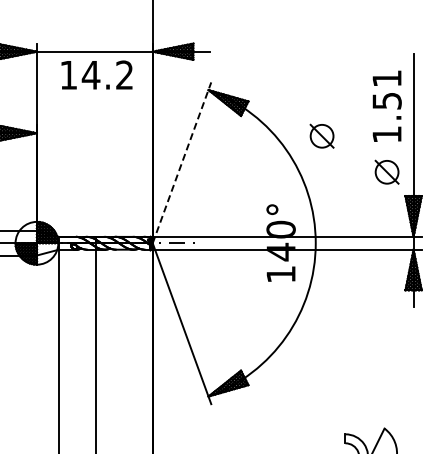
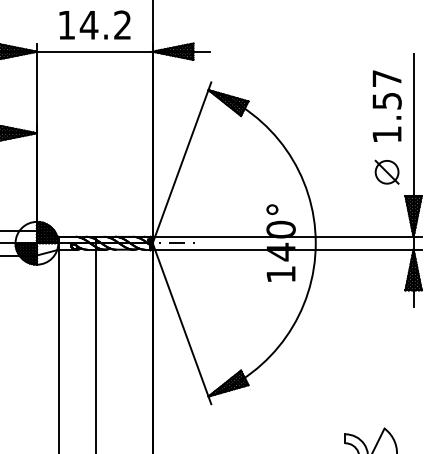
text position: (96, 74) -> (94, 24) (94, 24)
text: 1.51 -> 1.57 (386, 78)
part: present -> none (321, 135)
line: dashed -> solid (182, 162)
